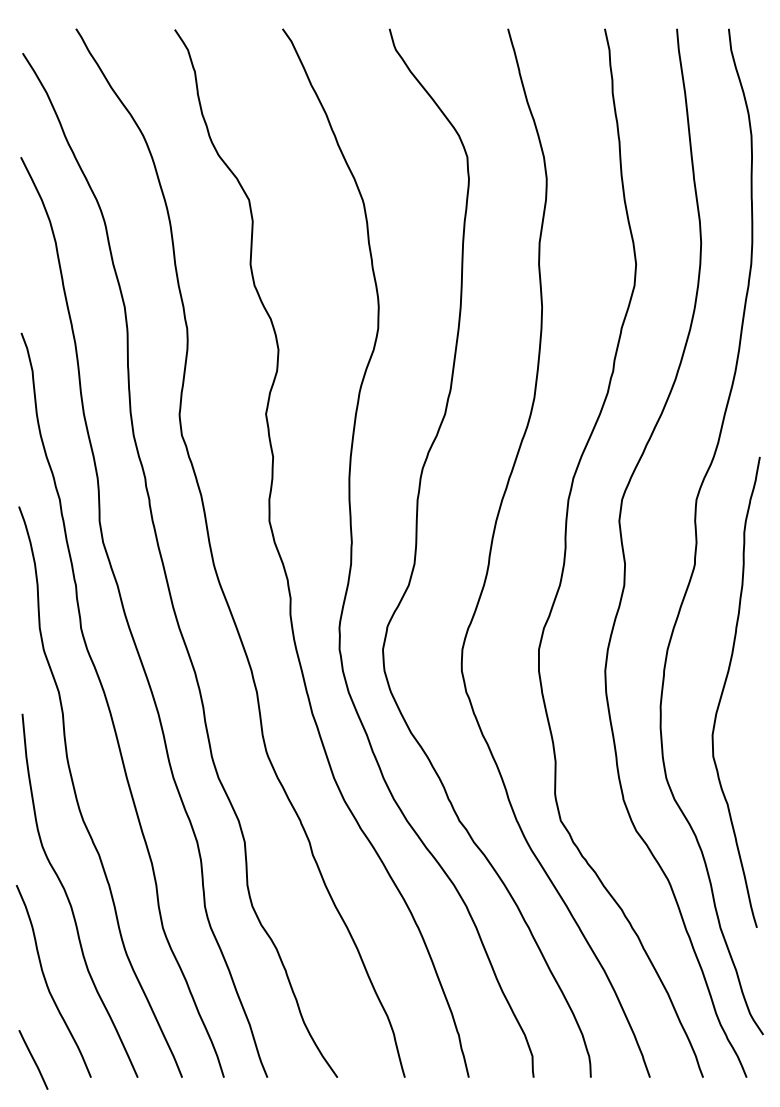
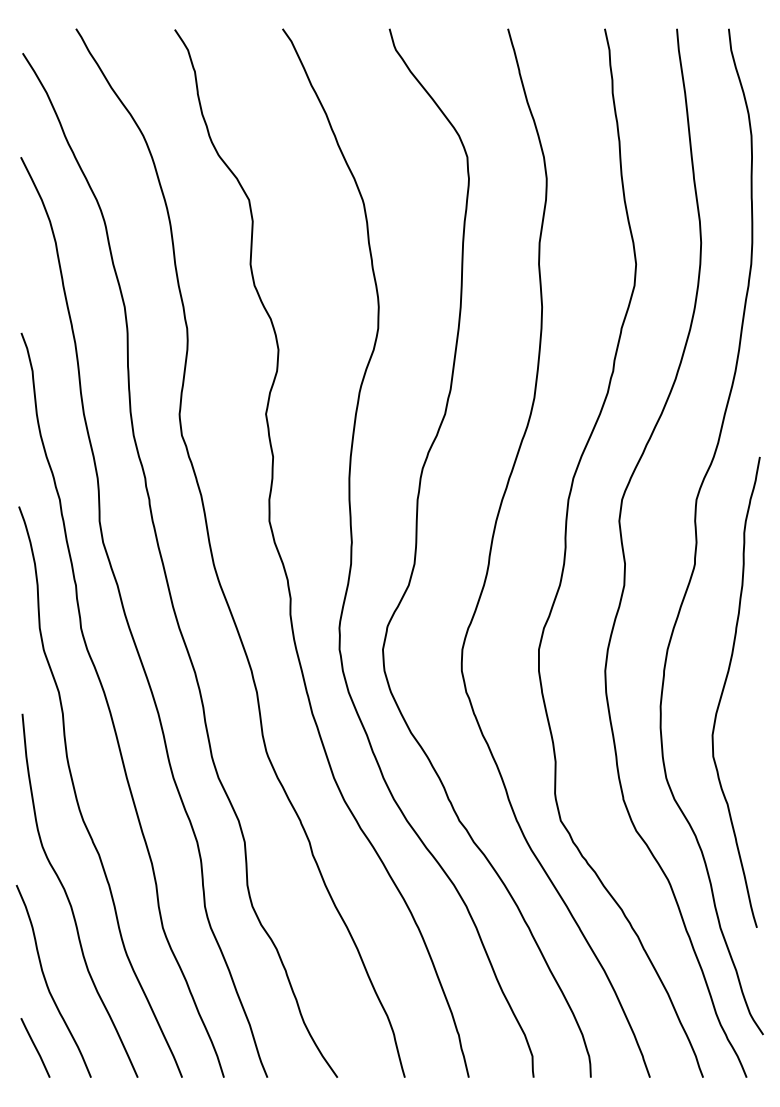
line position: (33, 1059) -> (35, 1047) (35, 1047)
